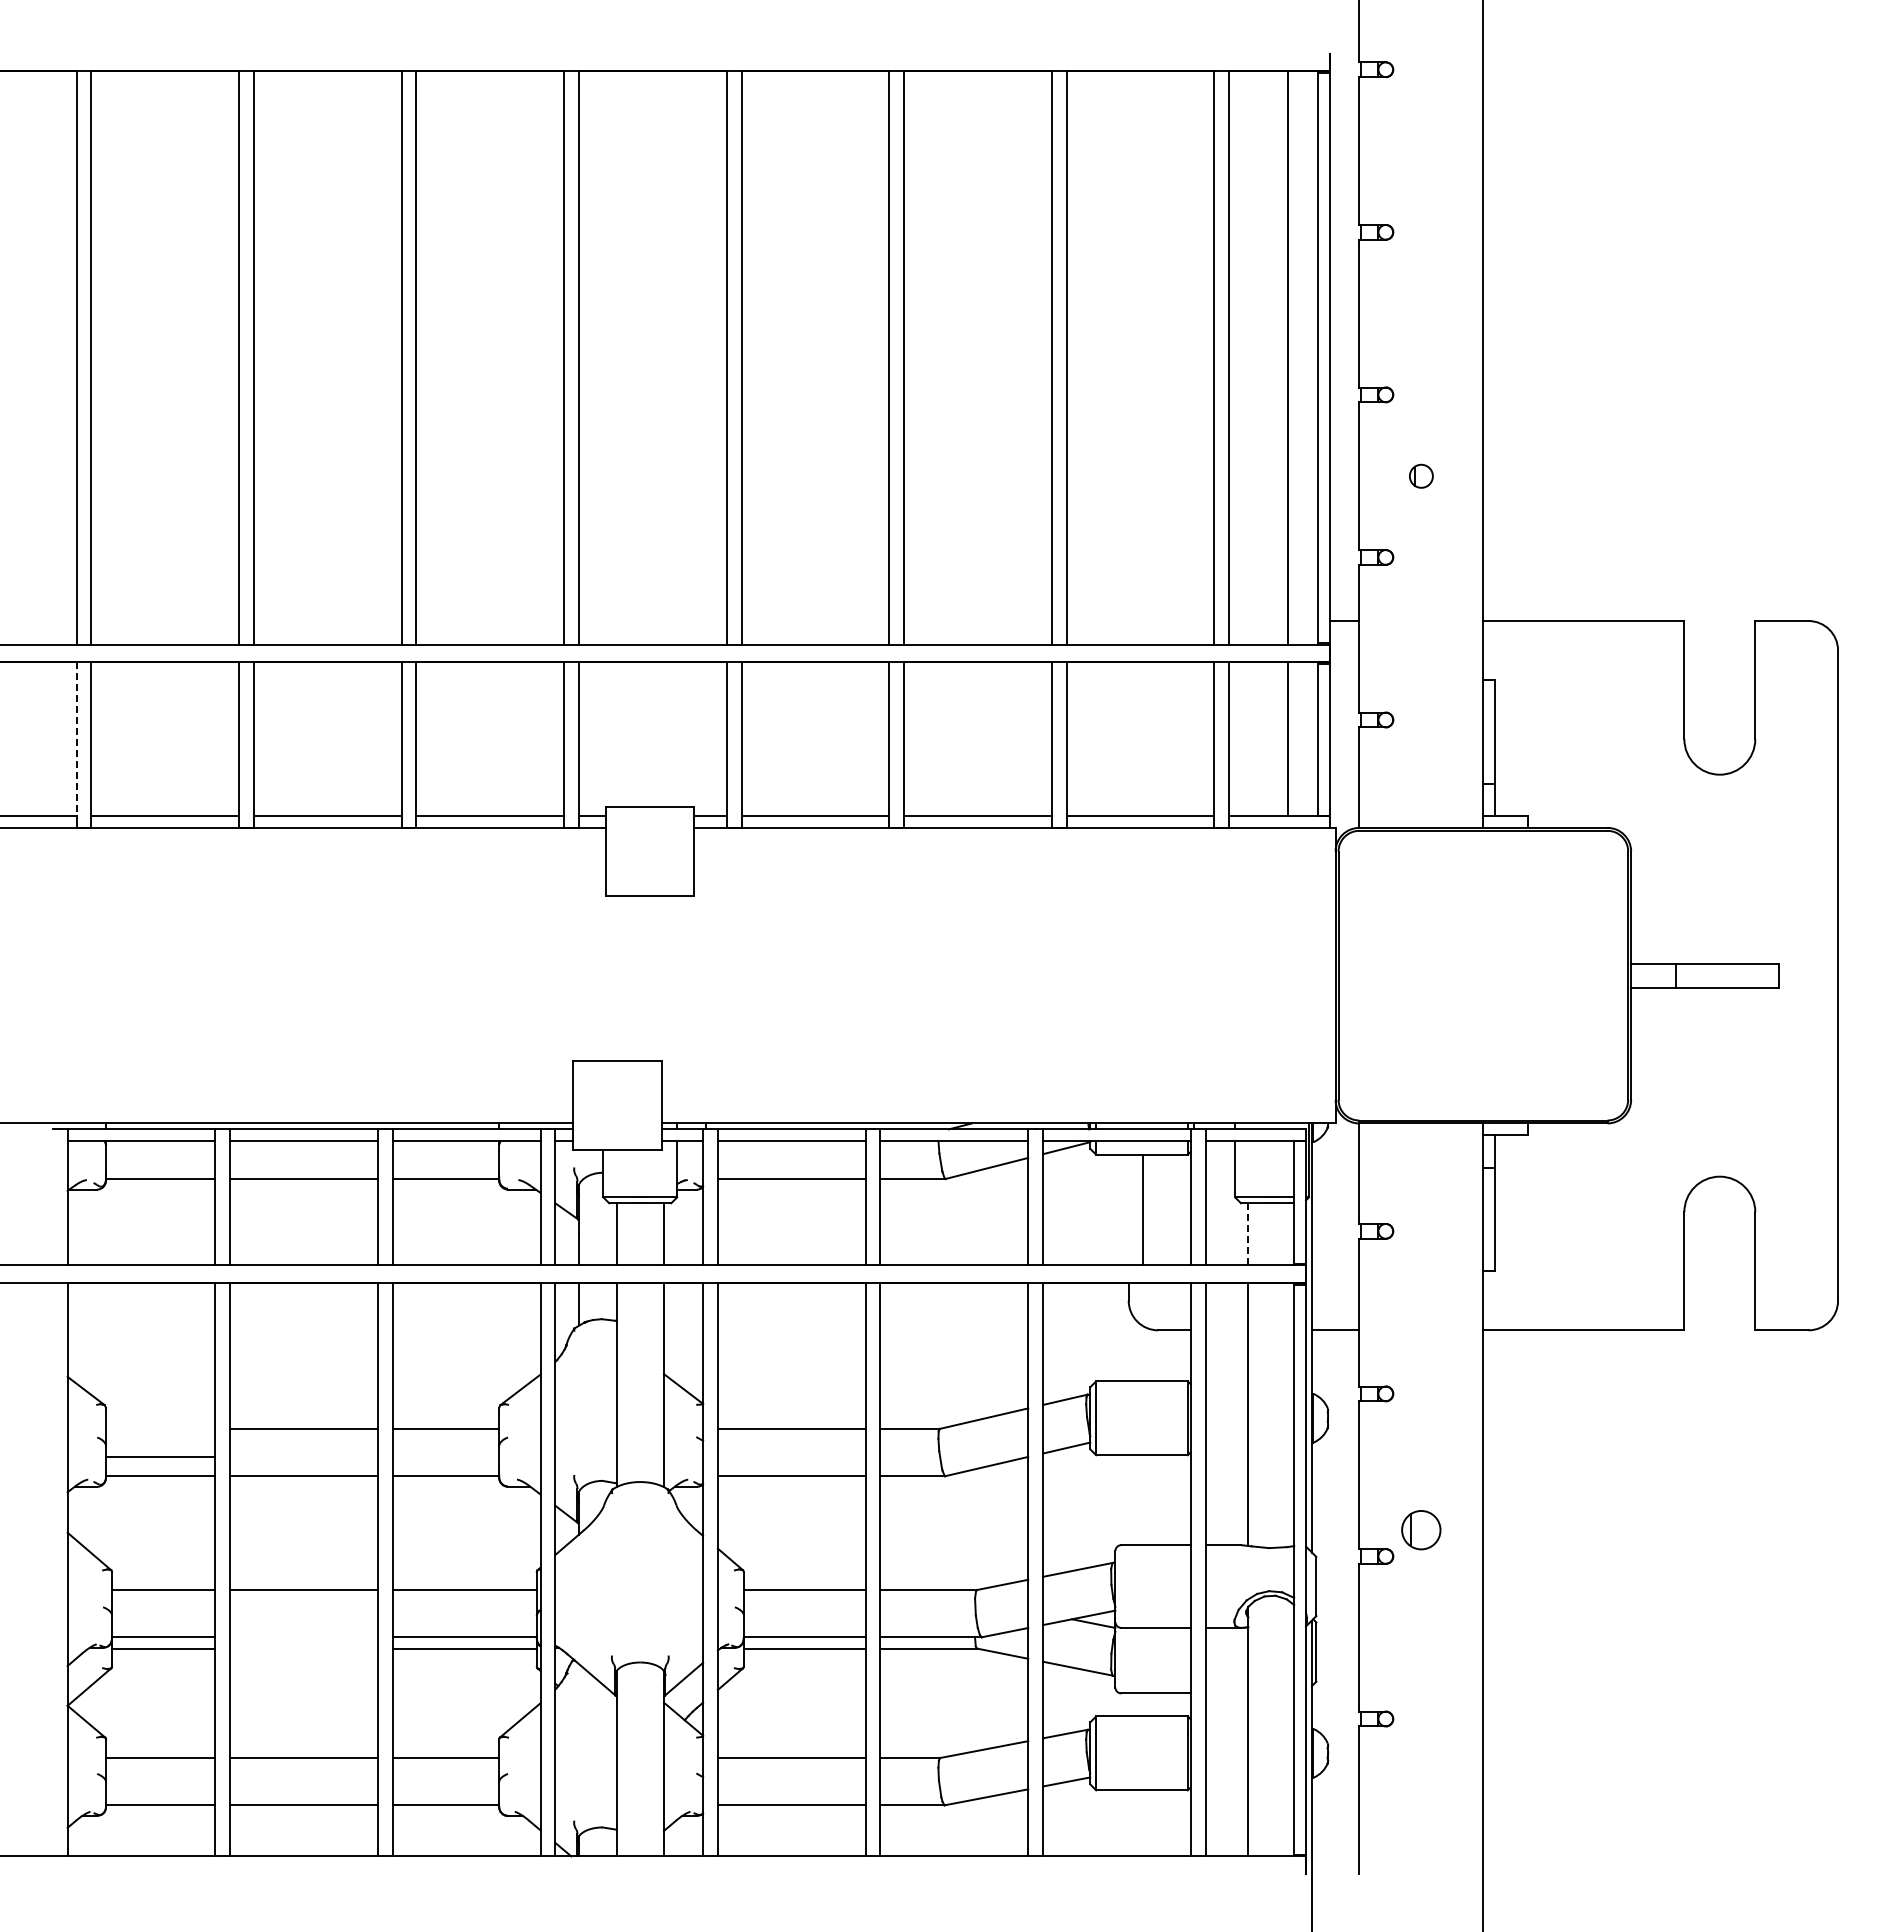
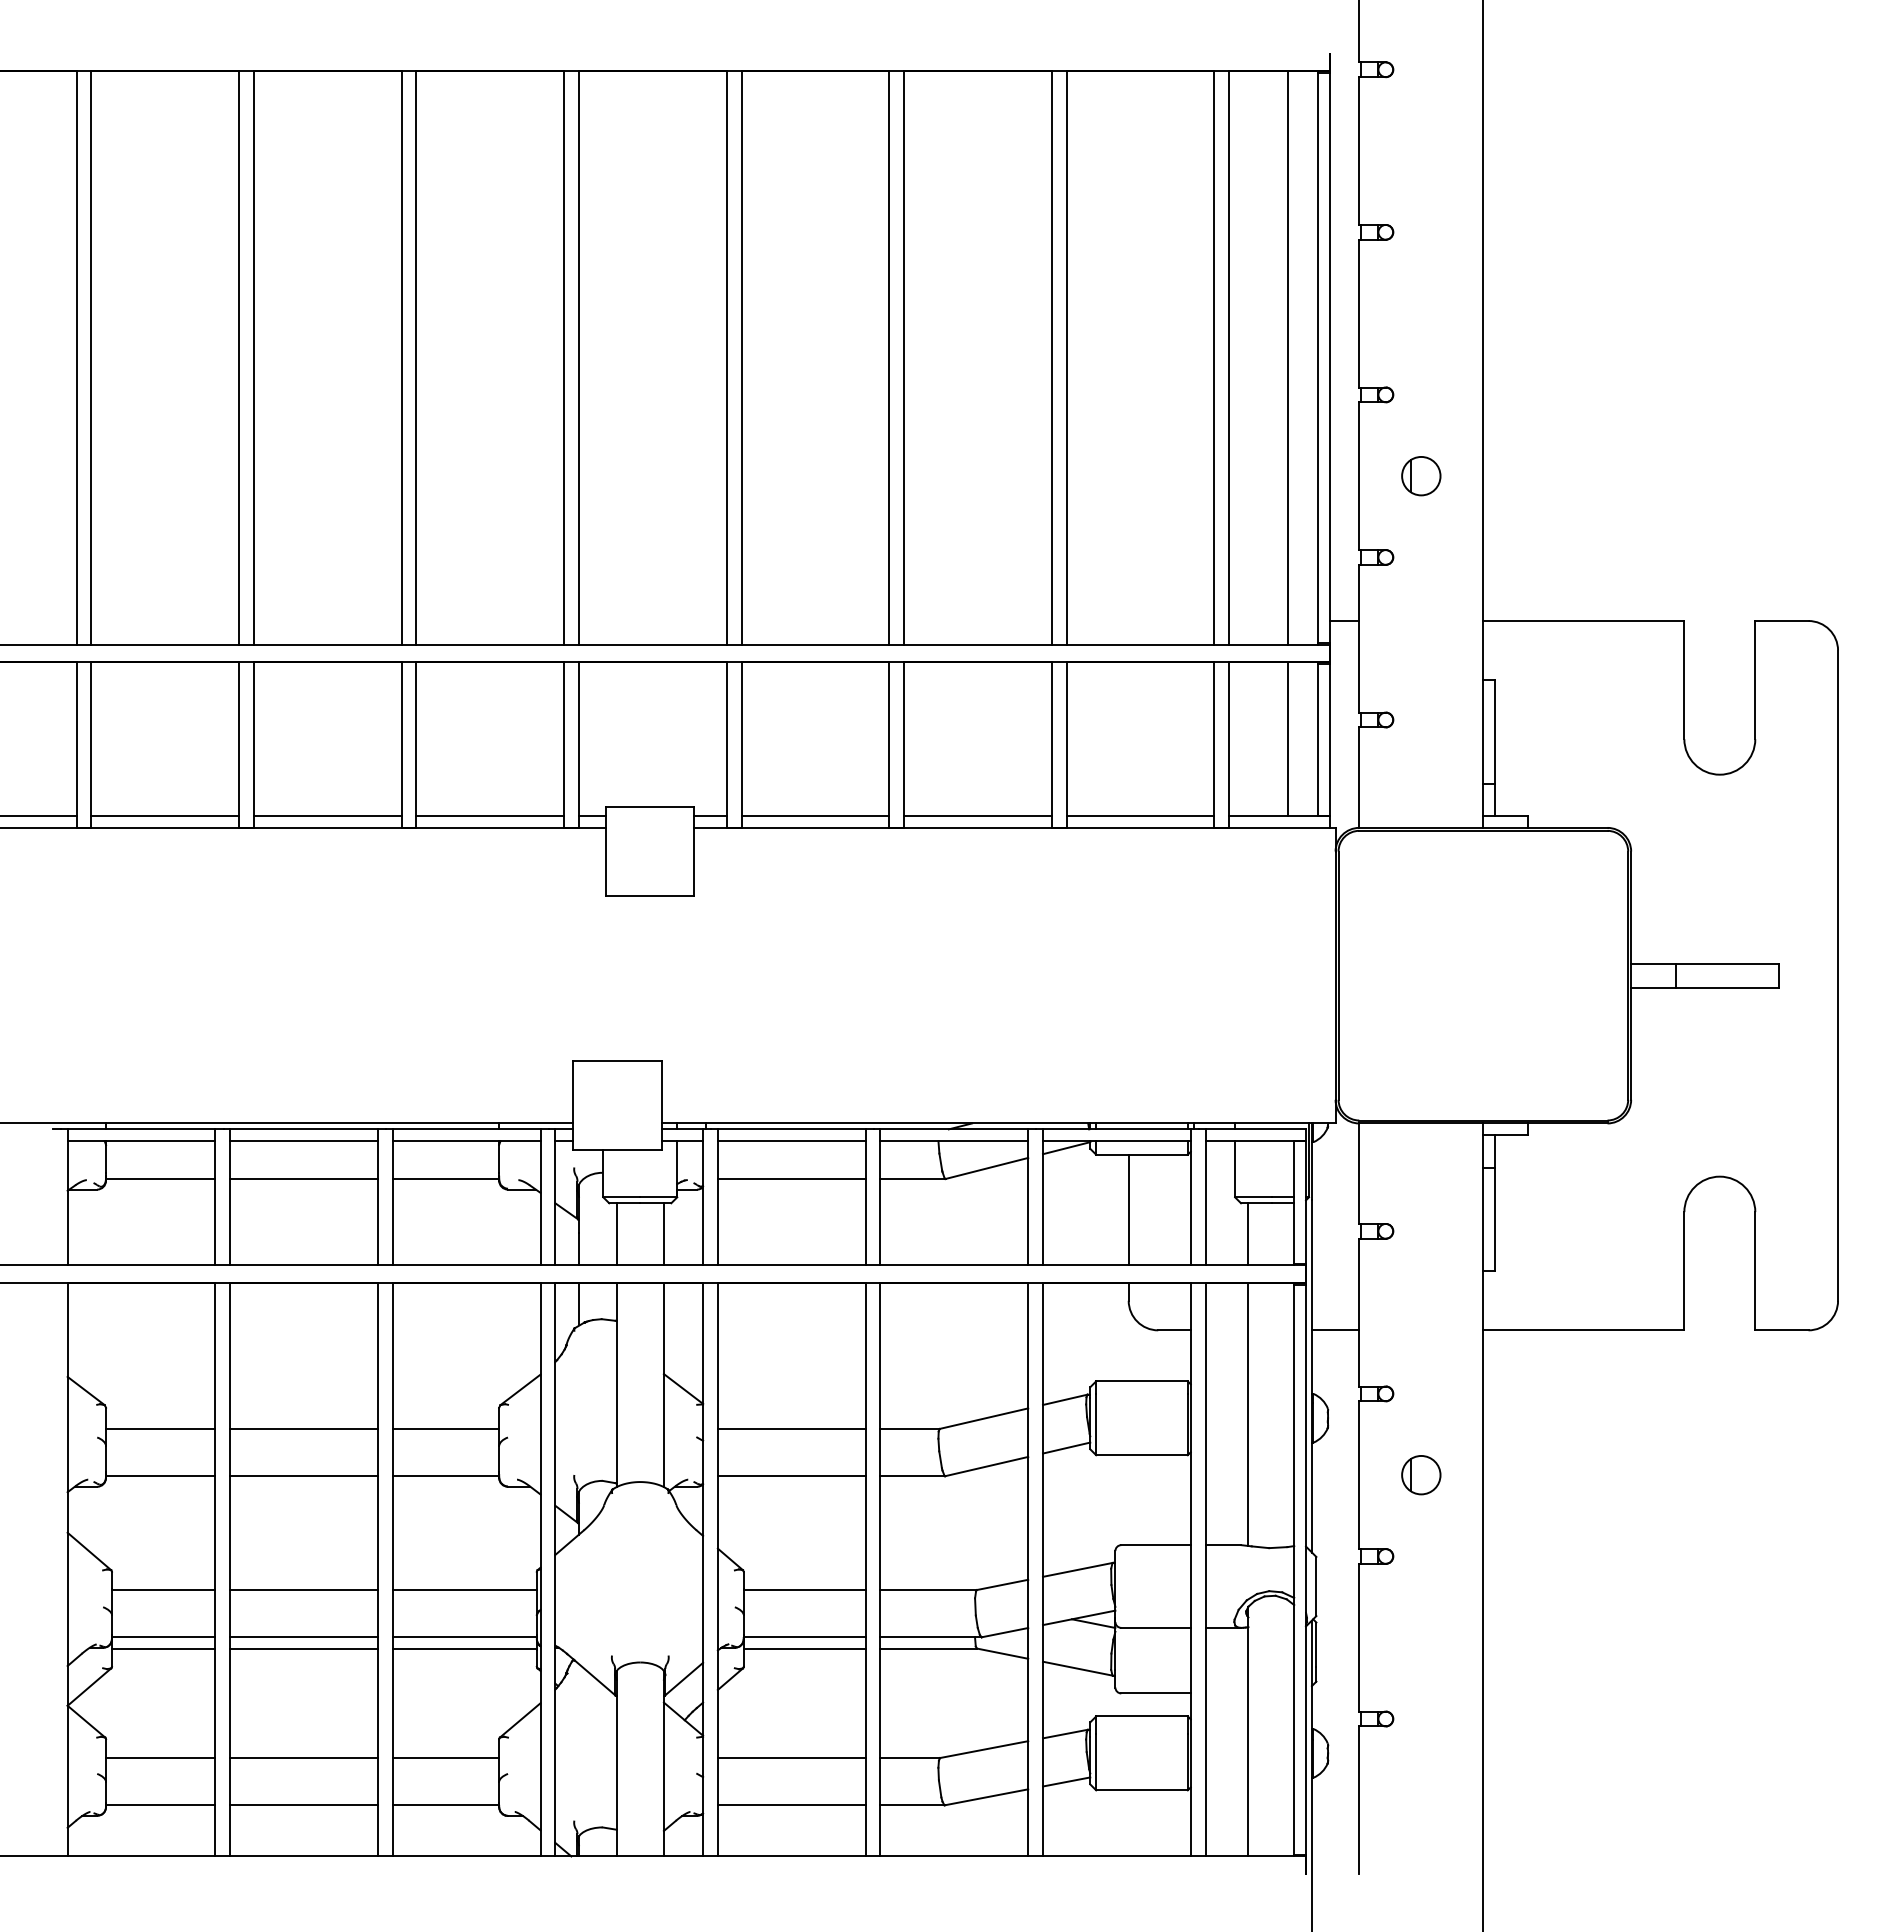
part size: 25x26 px -> 41x41 px (1421, 476)
line: dashed -> solid (76, 739)
line position: (1142, 1209) -> (1128, 1209) (1128, 1209)
line: dashed -> solid (1248, 1234)
line position: (160, 1456) -> (160, 1428) (160, 1428)
part position: (1421, 1530) -> (1421, 1475) (1421, 1475)
line: none -> present (303, 1637)
line: none -> present (303, 1648)
